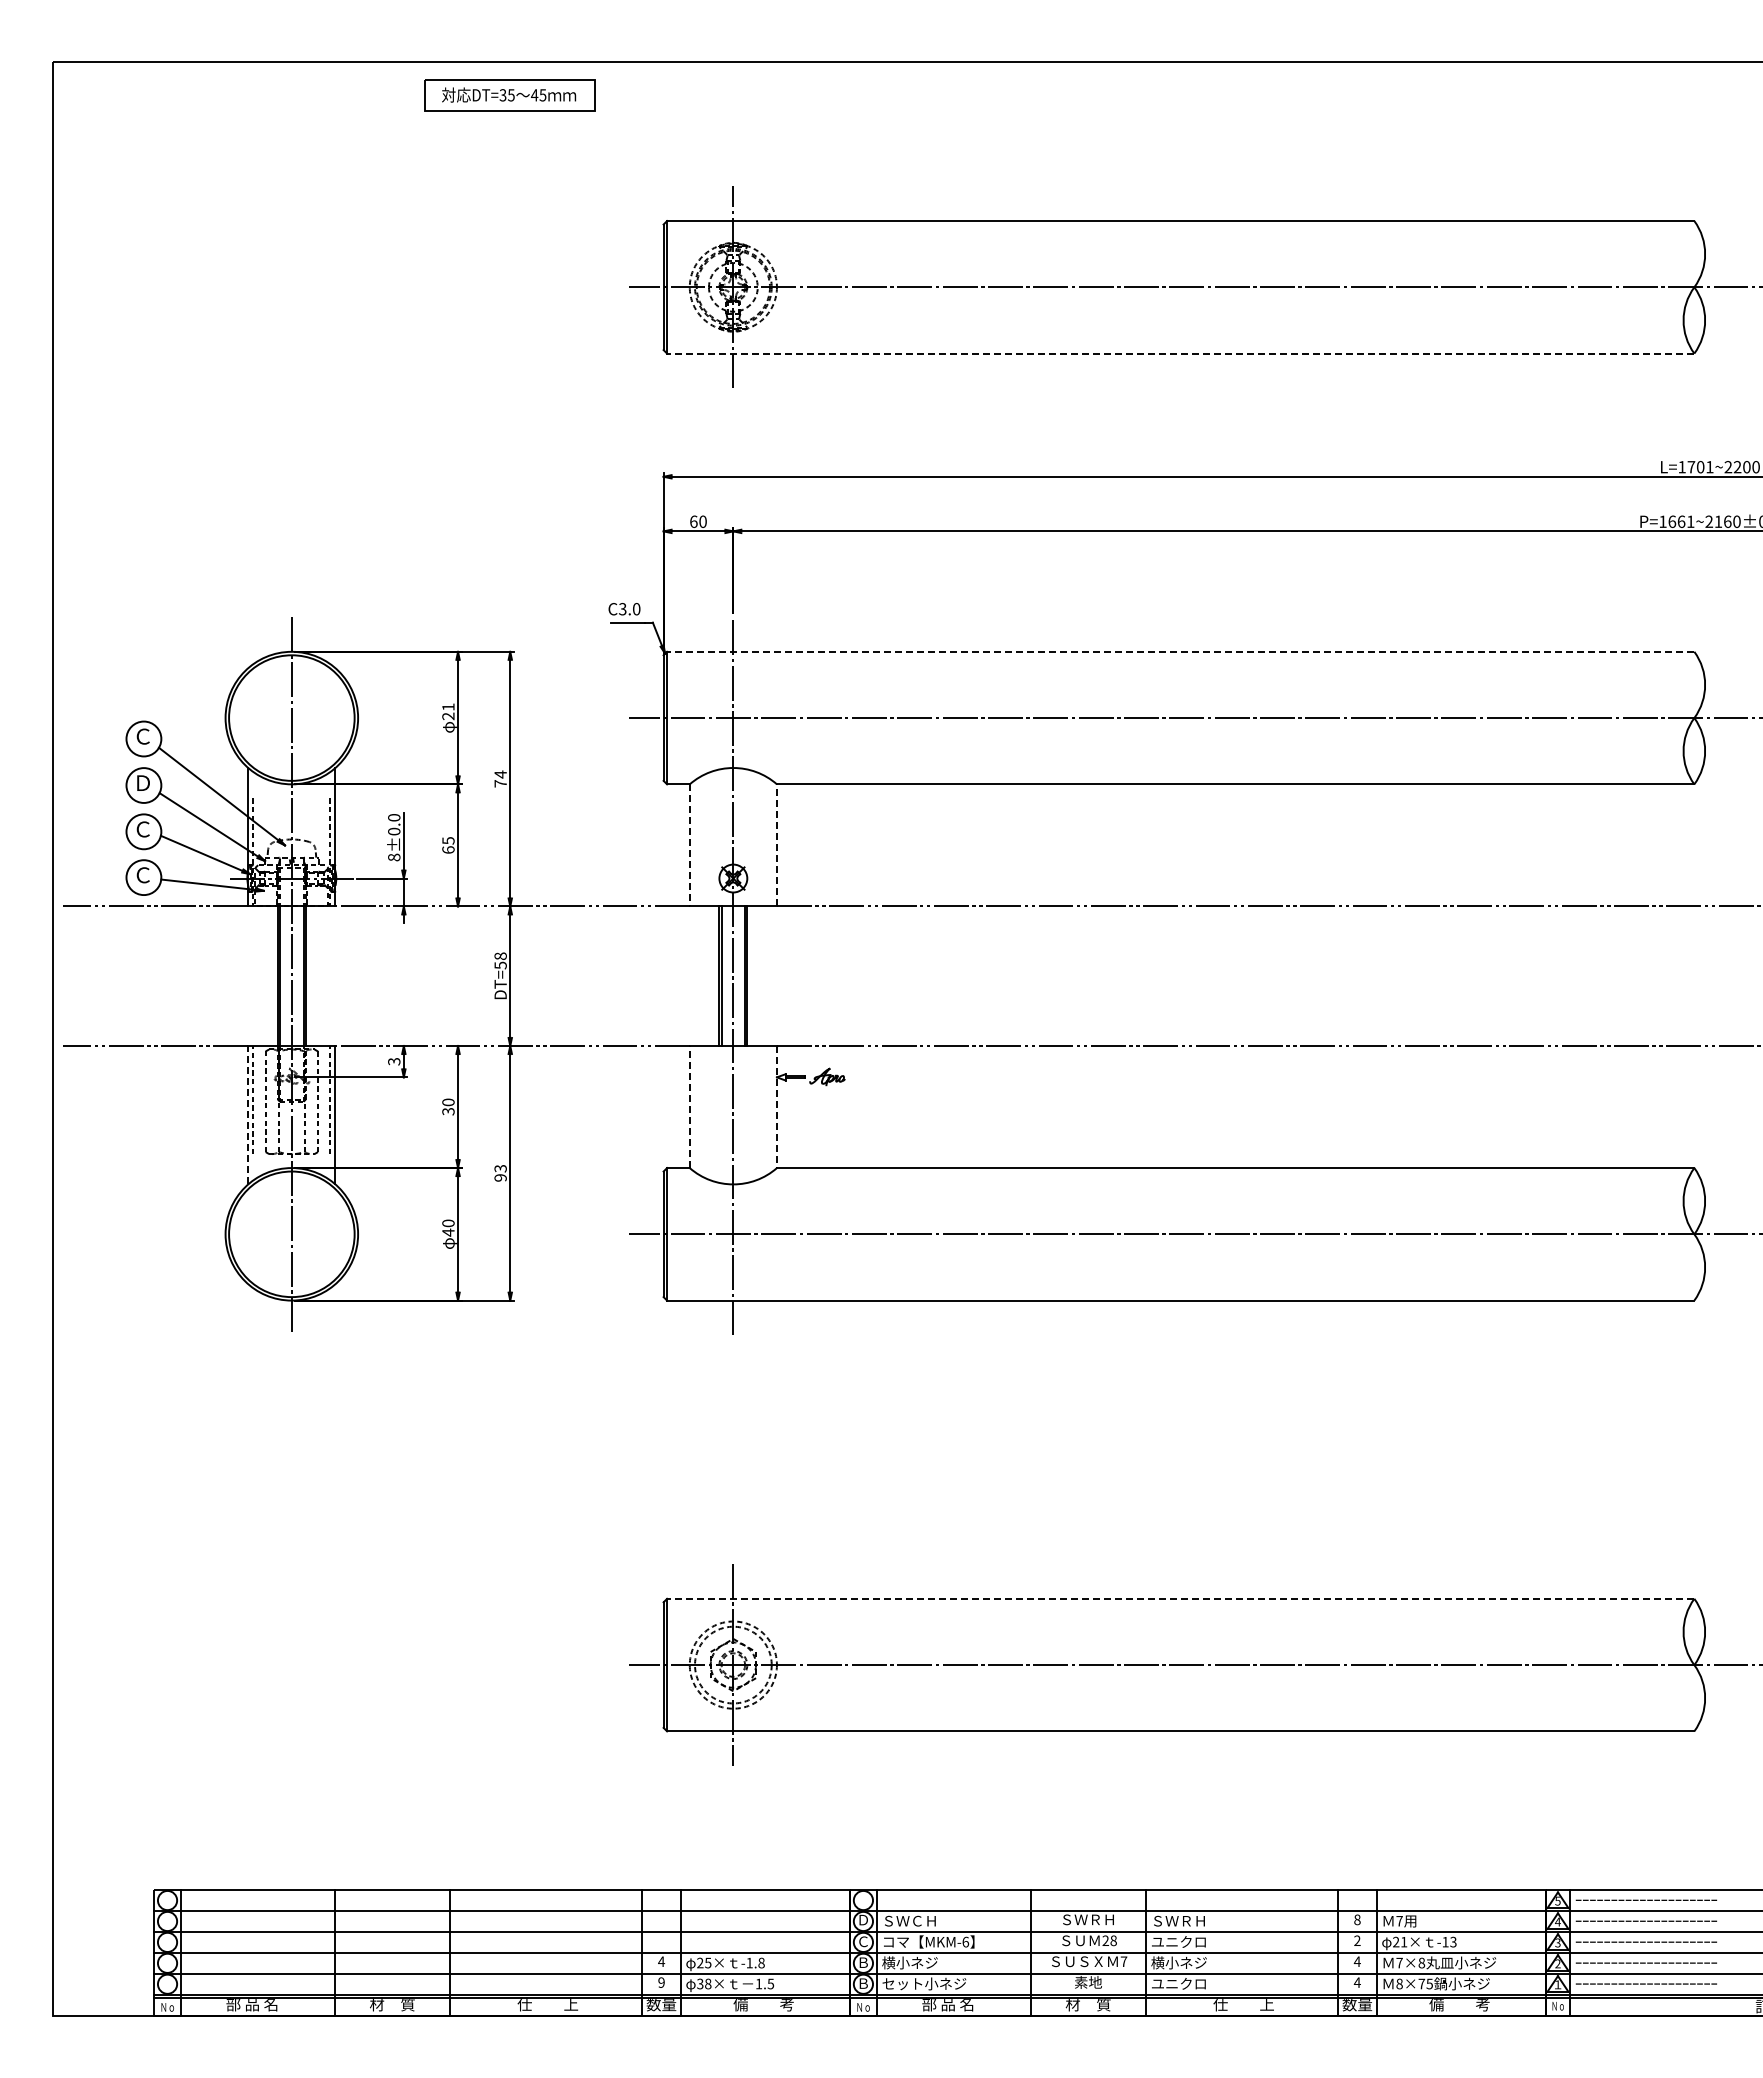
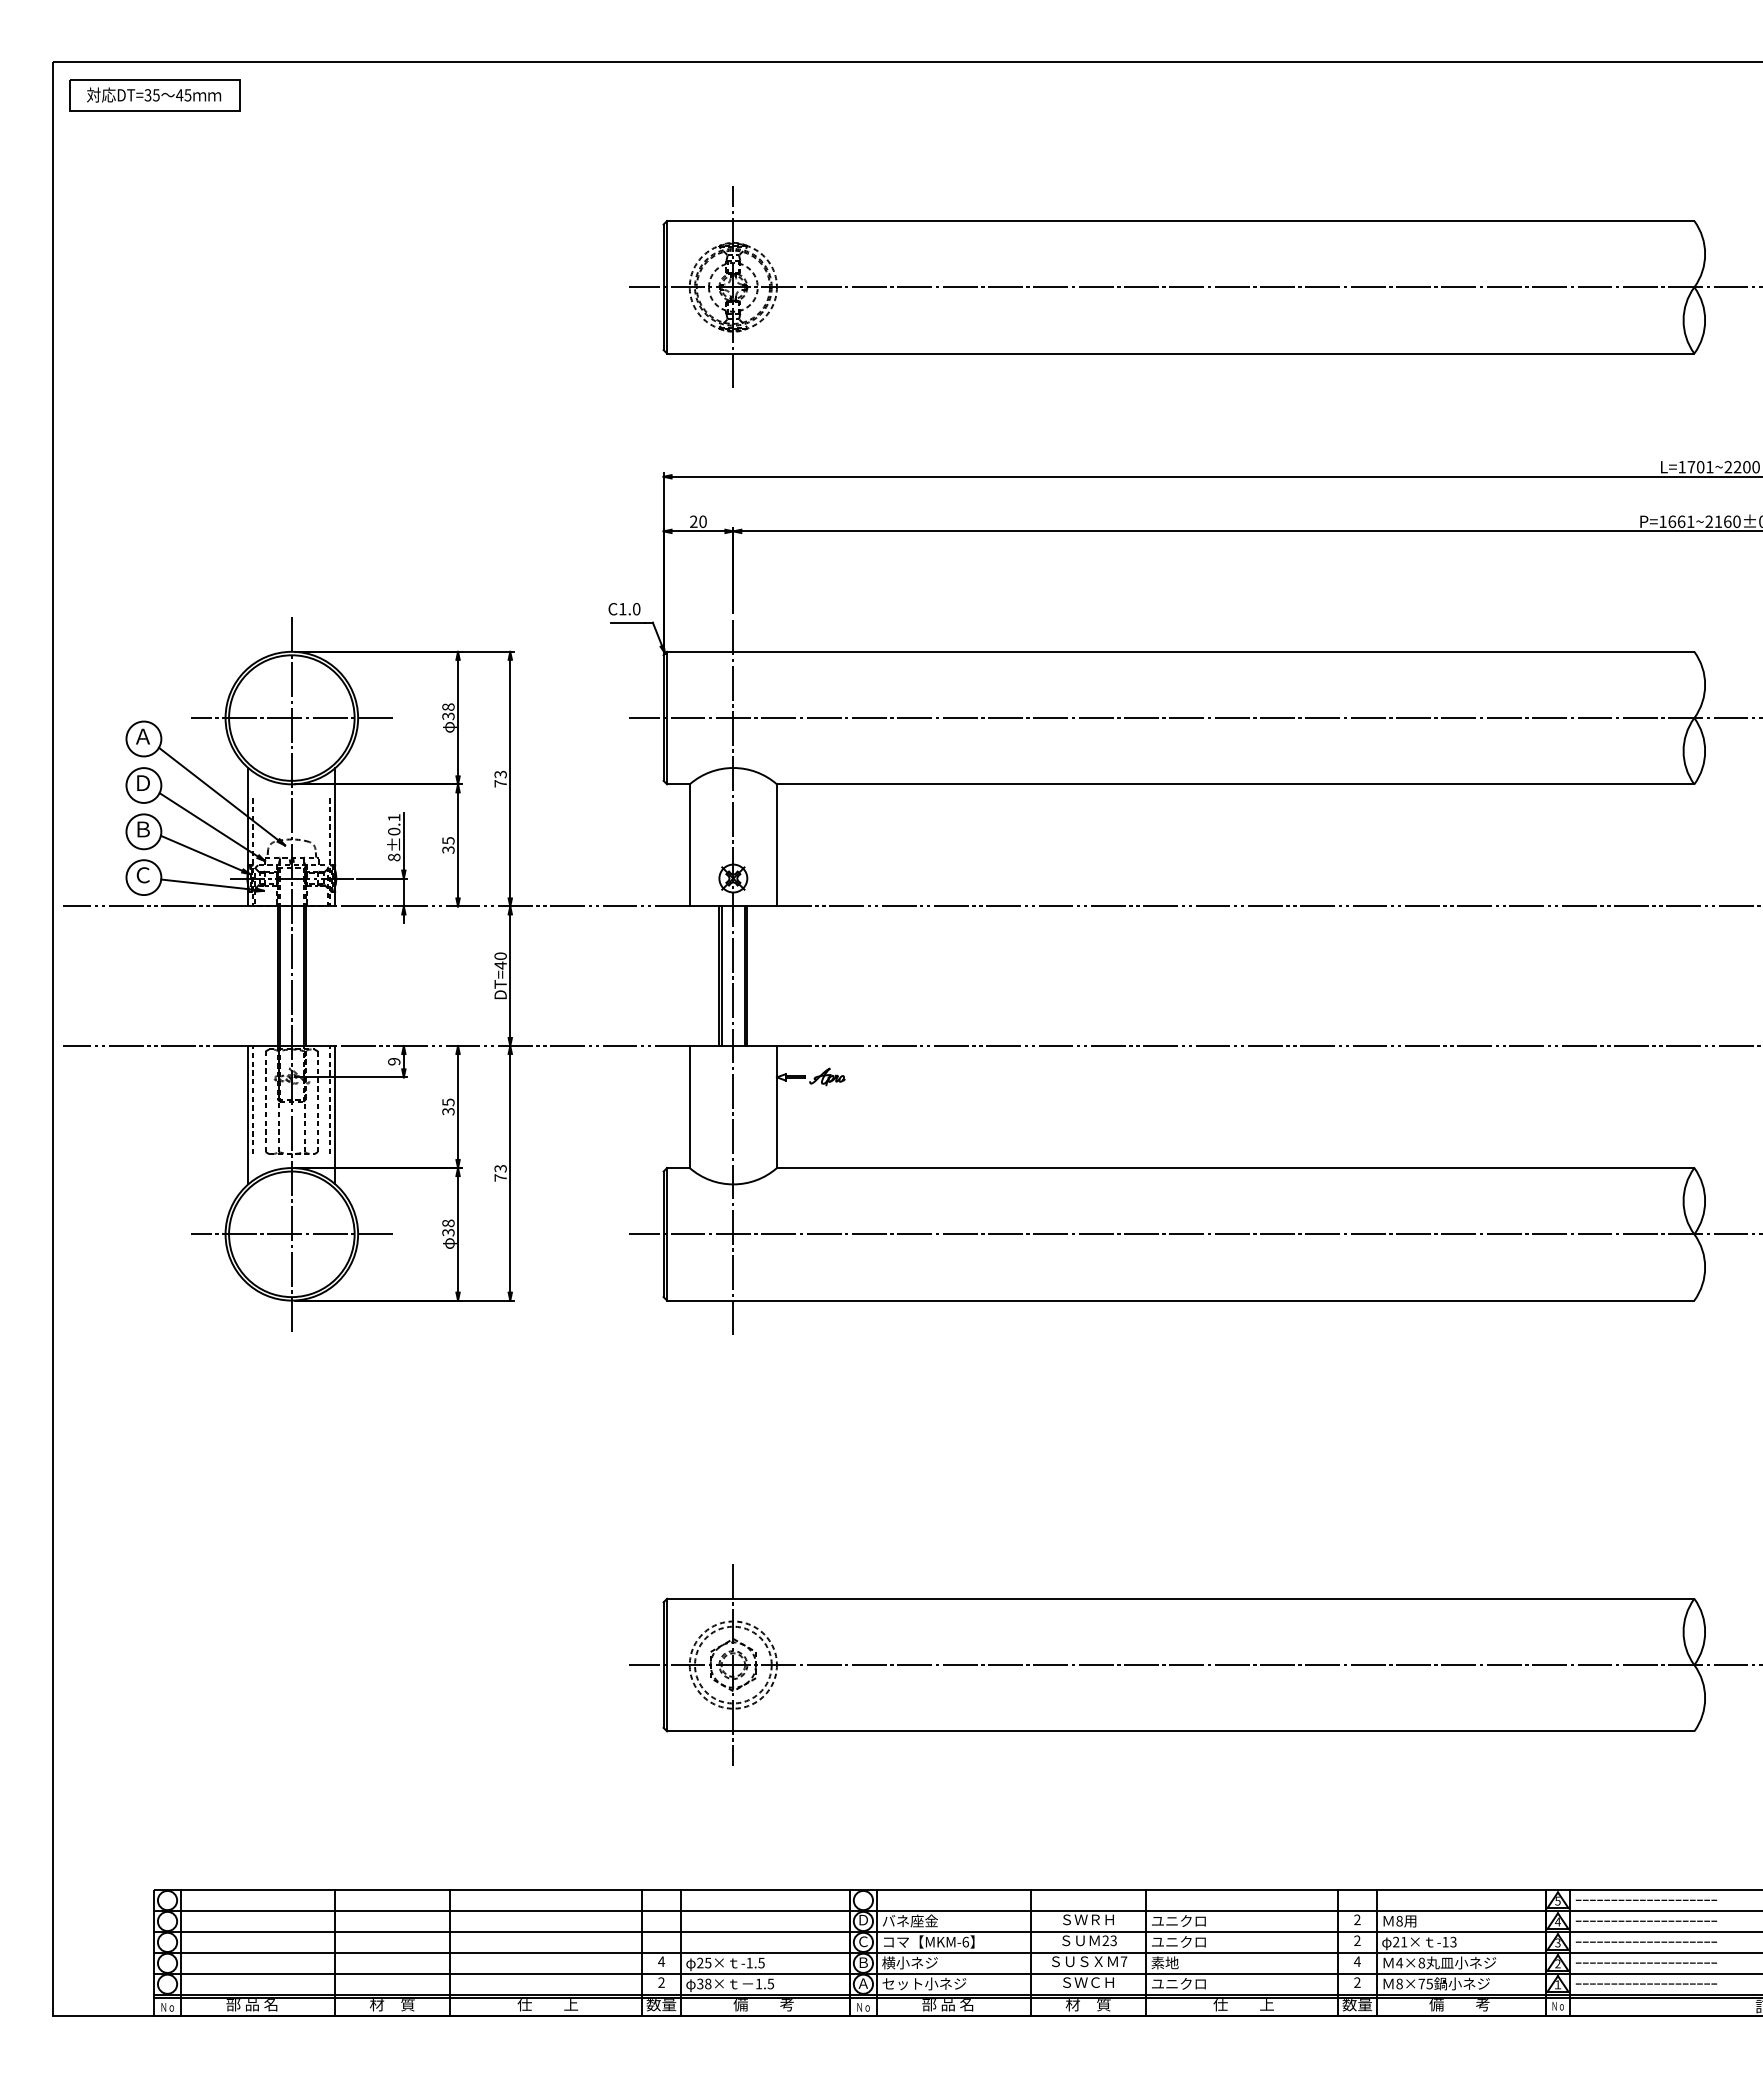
part position: (509, 95) -> (154, 95) (154, 95)
line: dashed -> solid (1180, 353)
text: 60 -> 20 (693, 521)
text: C3.0 -> C1.0 (622, 609)
line: dashed -> solid (1180, 651)
text: 21 -> 38 (448, 711)
line: none -> present (291, 718)
text: Ｃ -> Ａ (143, 736)
text: 74 -> 73 (500, 774)
text: 8±0.0 -> 8±0.1 (394, 817)
text: Ｃ -> Ｂ (142, 829)
line: dashed -> solid (776, 844)
line: dashed -> solid (689, 845)
text: 65 -> 35 (448, 849)
text: DT=58 -> DT=40 (500, 960)
text: 3 -> 9 (394, 1061)
text: 30 -> 35 (448, 1102)
line: dashed -> solid (689, 1106)
line: dashed -> solid (776, 1107)
line: dashed -> solid (248, 1114)
text: 93 -> 73 (500, 1177)
text: 40 -> 38 (448, 1227)
line: none -> present (291, 1234)
line: dashed -> solid (1180, 1598)
text: 8 -> 2 (1357, 1919)
text: ＳＷＣＨ -> バネ座金 (909, 1920)
text: ＳＷＲＨ -> ユニクロ (1178, 1920)
text: 7 -> 8 (1399, 1920)
text: 28 -> 23 (1113, 1940)
text: -1.8 -> -1.5 (761, 1962)
text: 横小ネジ -> 素地 (1178, 1962)
text: 7×8 -> 4×8 (1399, 1962)
text: 9 -> 2 (661, 1982)
text: 素地 -> ＳＷＣＨ (1088, 1982)
text: 4 -> 2 (1356, 1982)
text: Ｂ -> Ａ (862, 1983)
